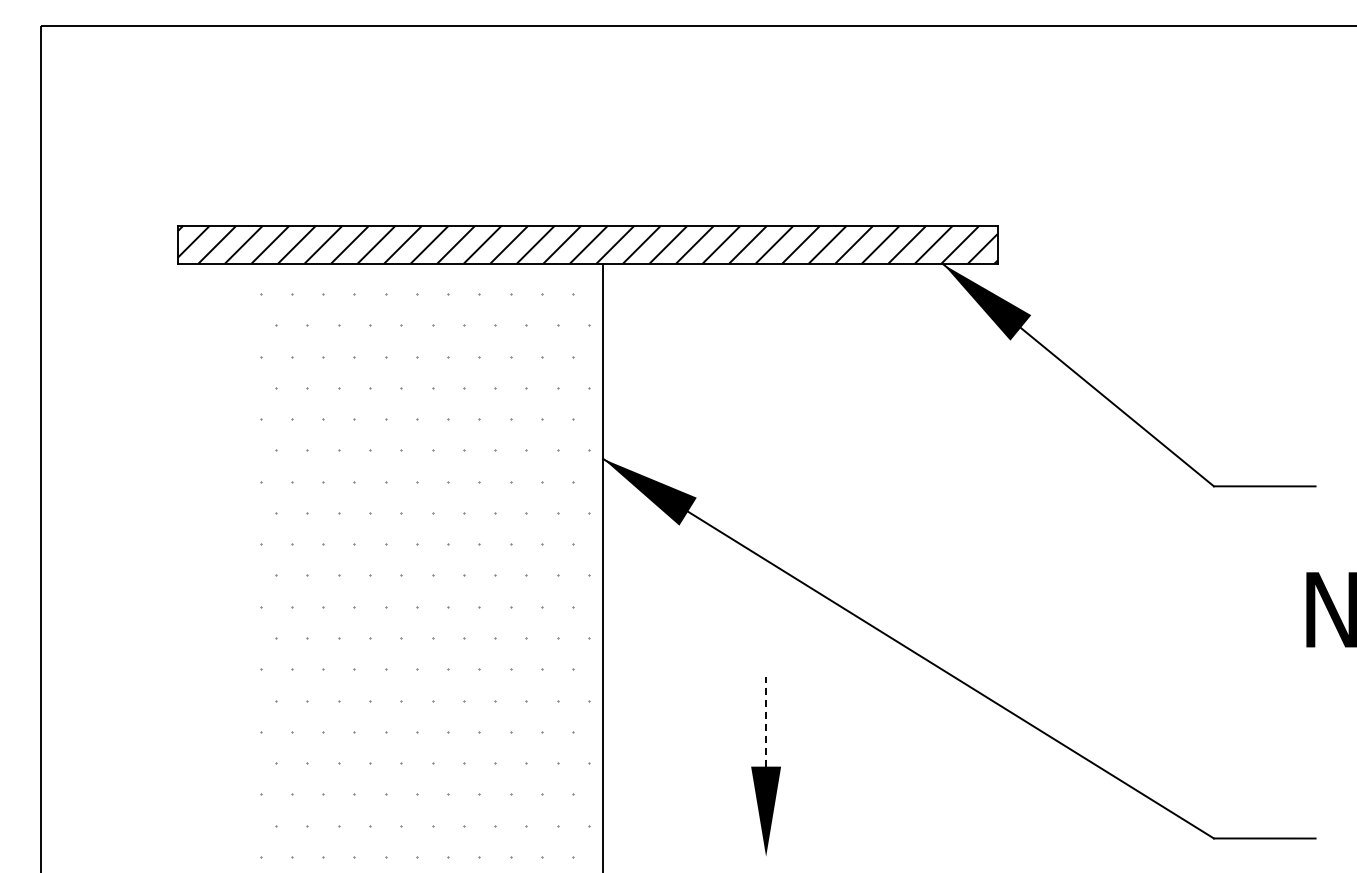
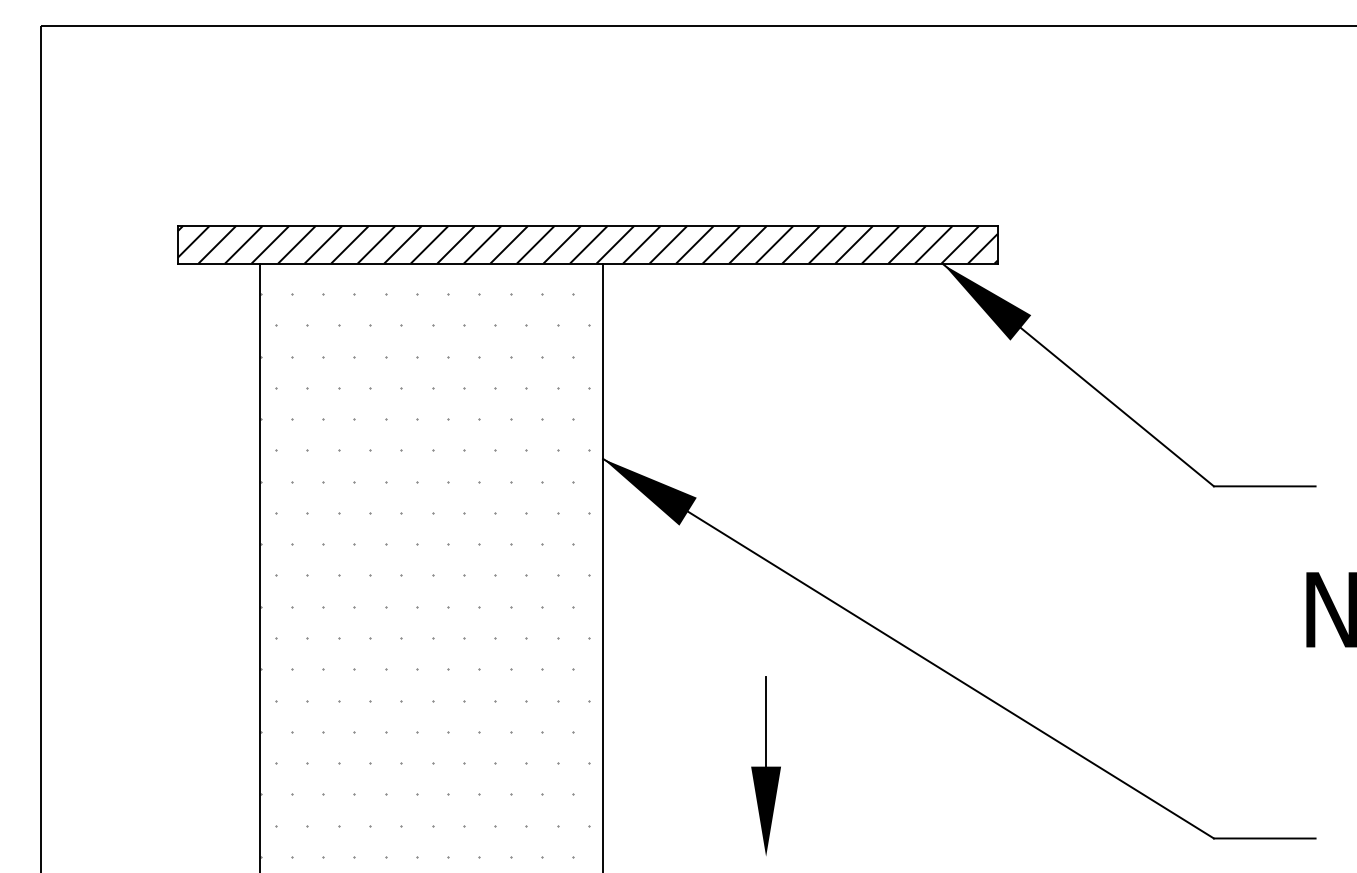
line: none -> present (259, 566)
line: dashed -> solid (766, 721)
